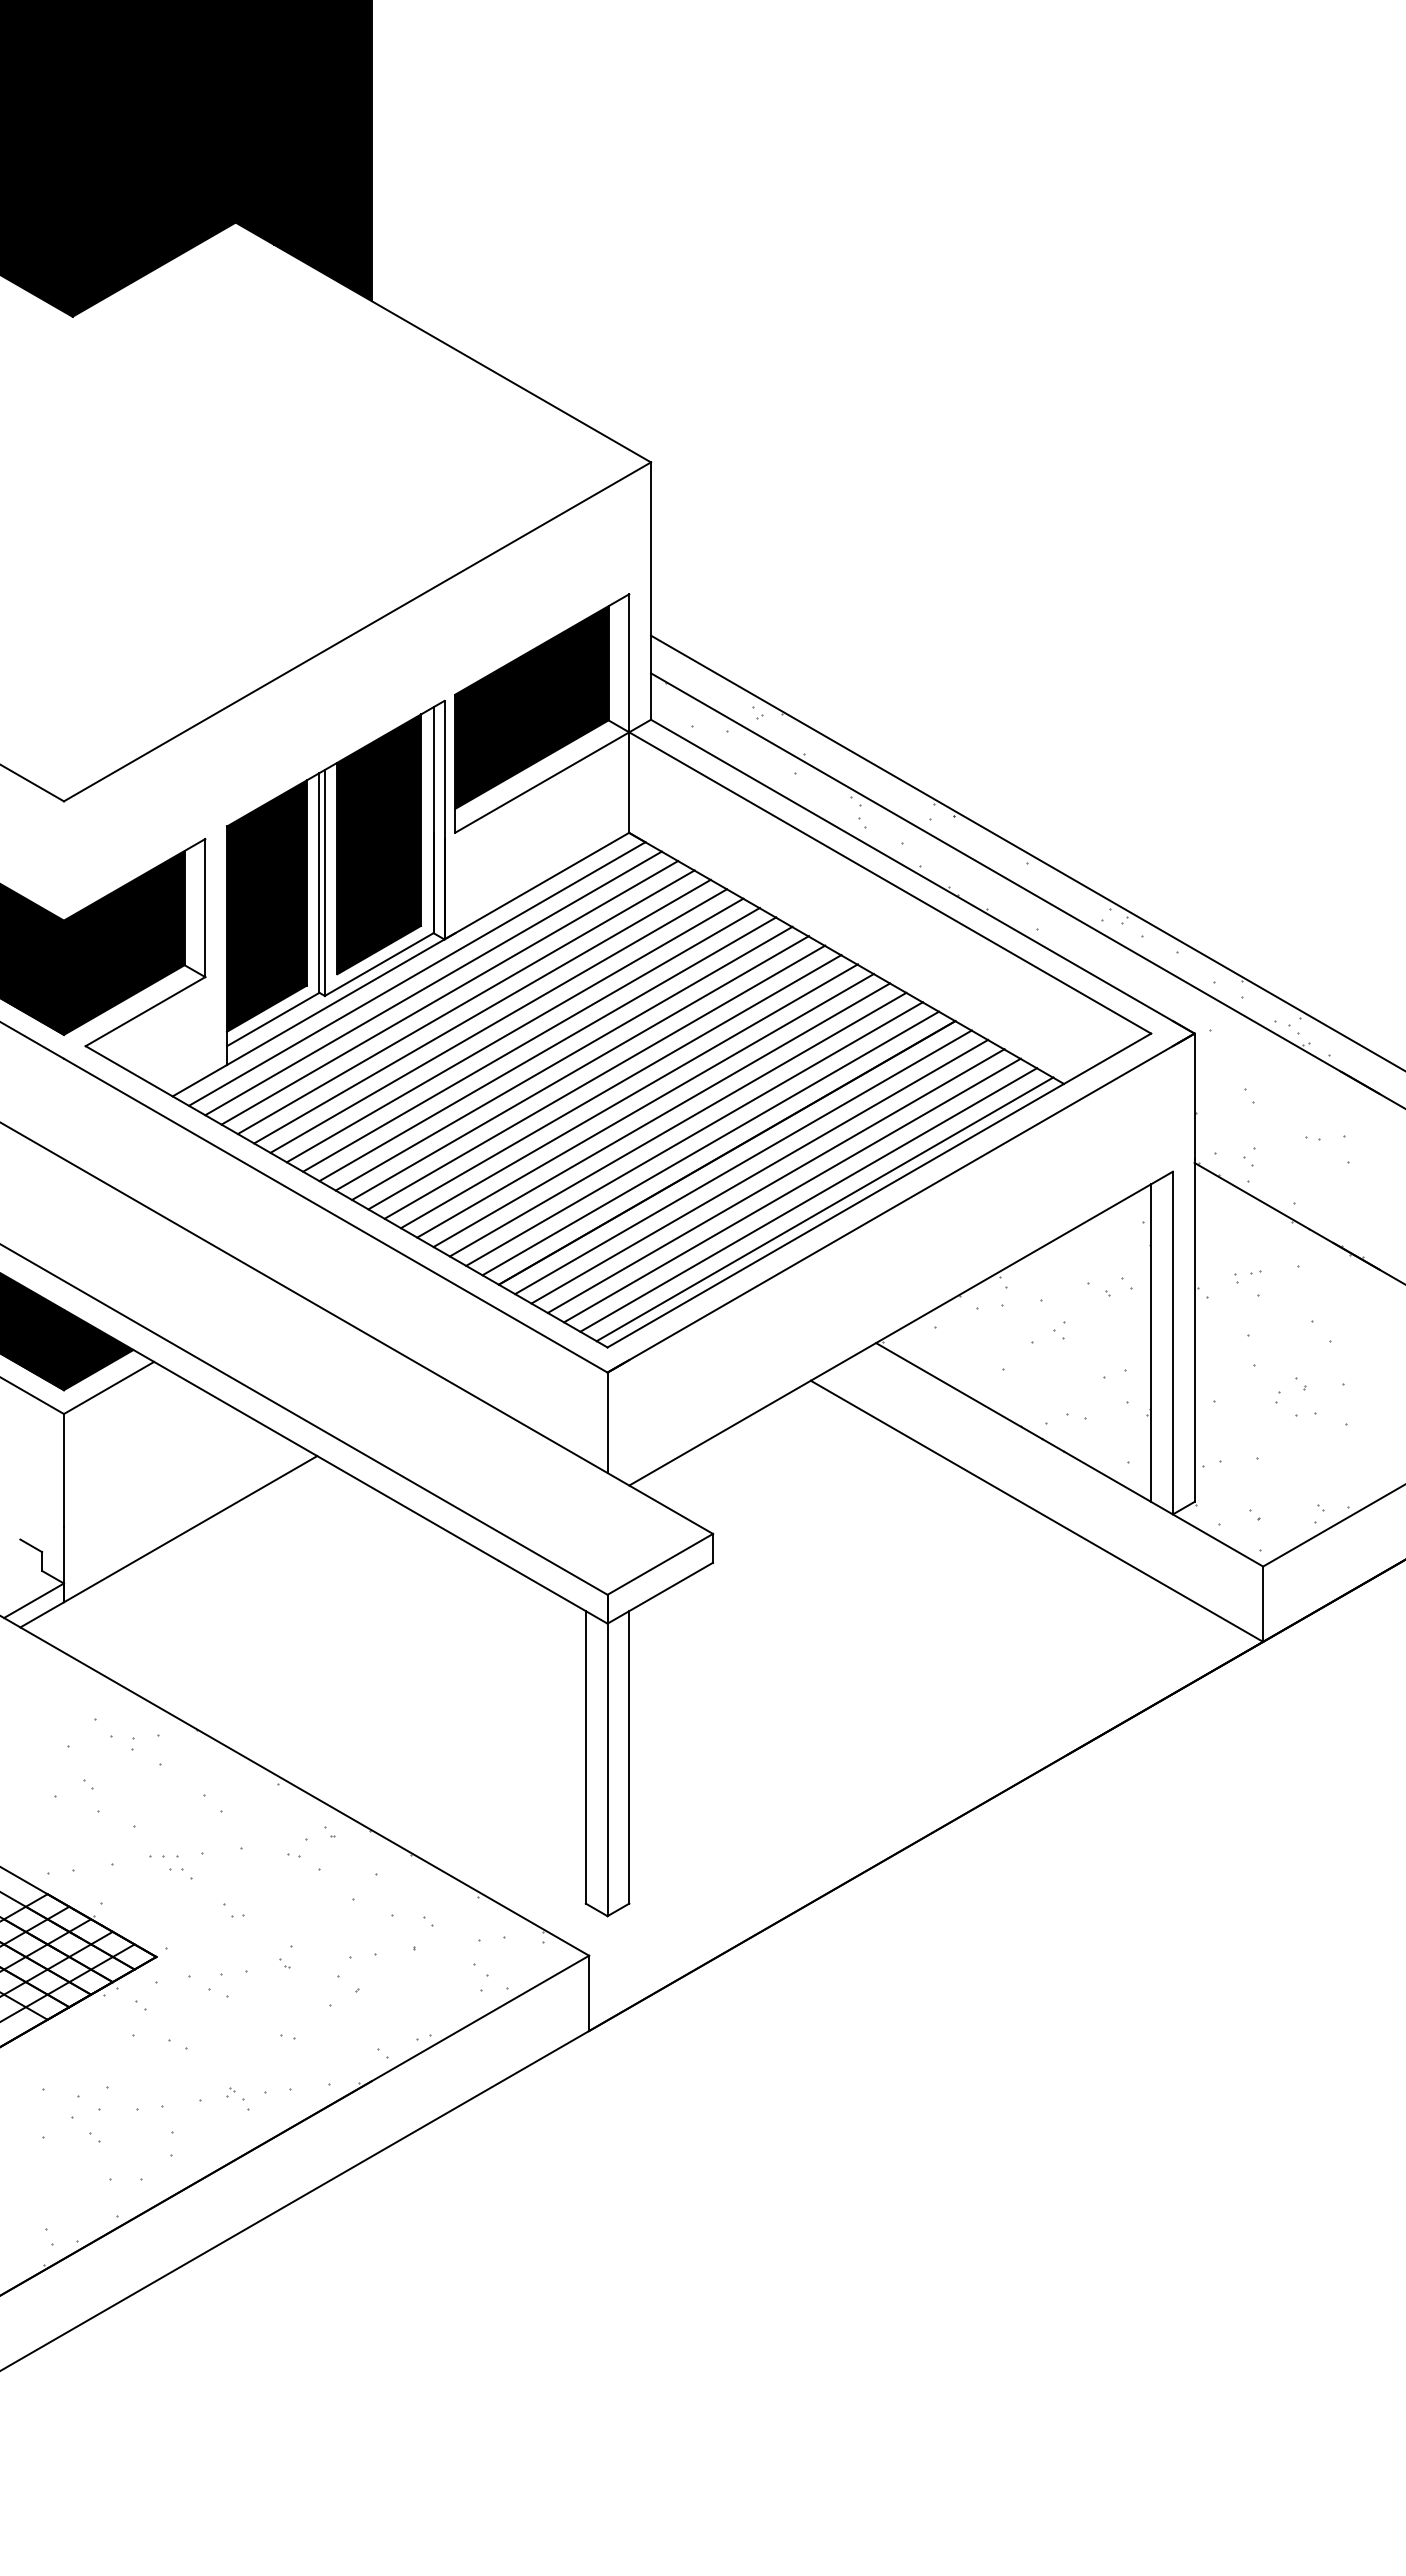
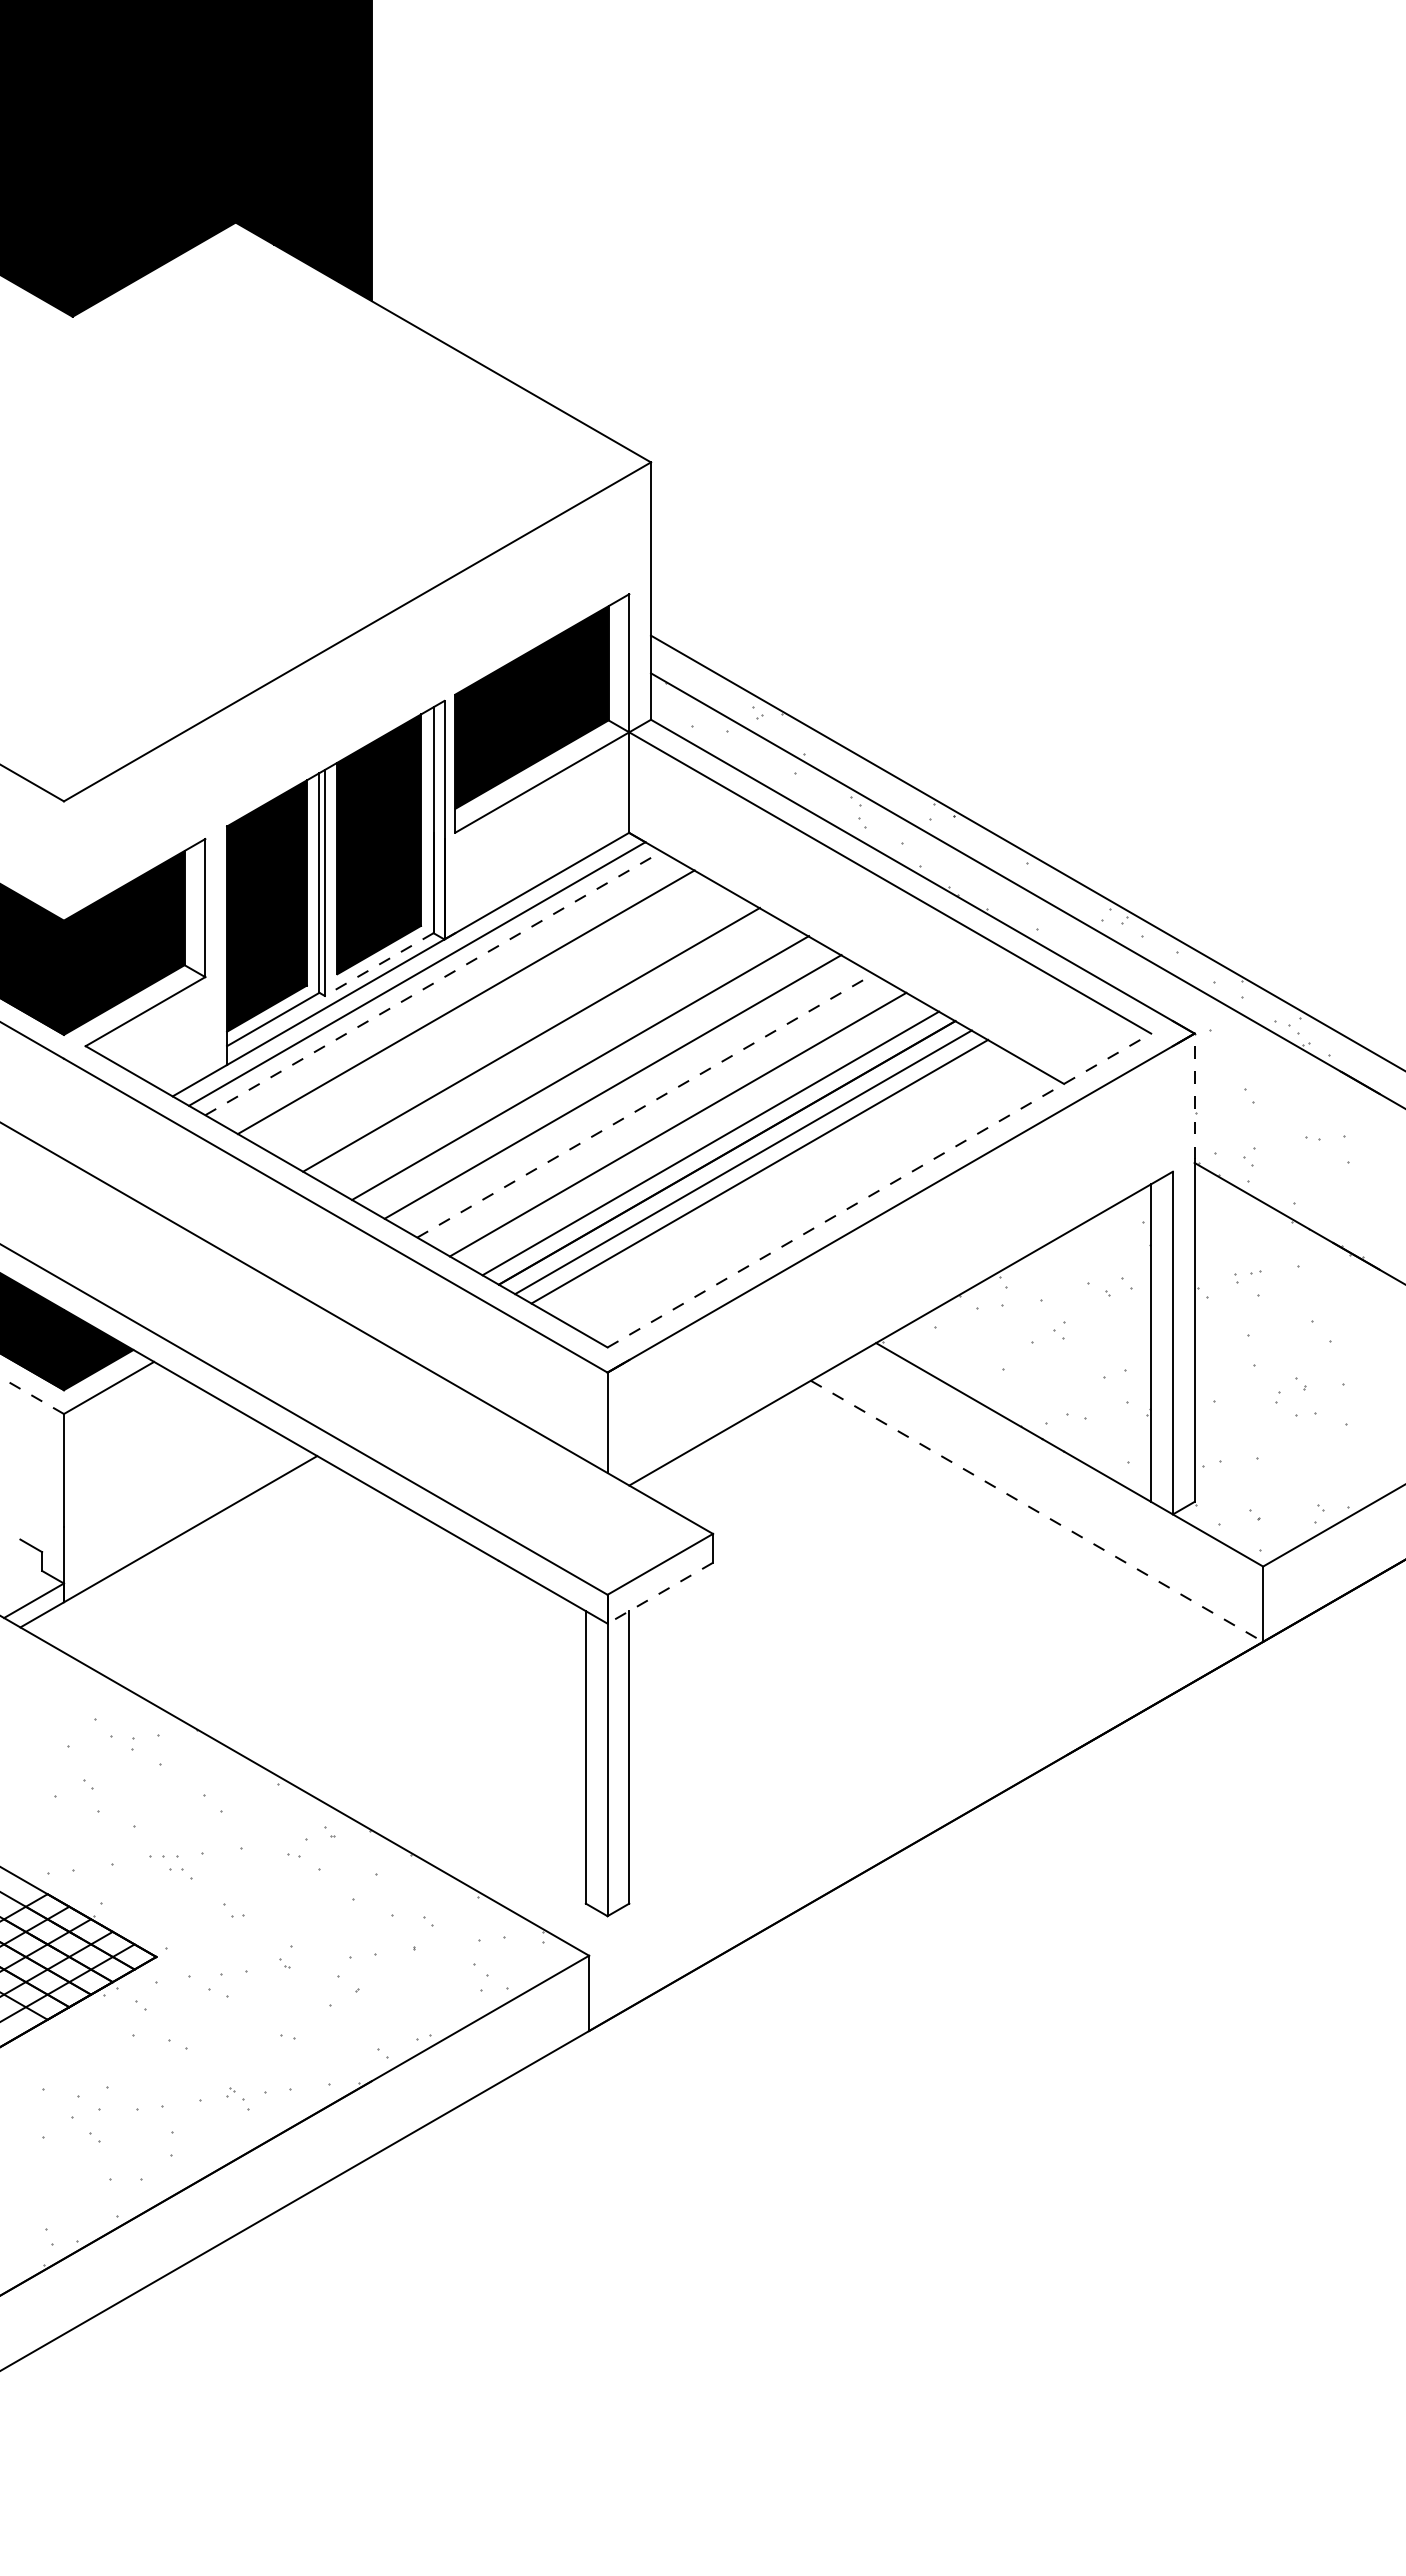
line: solid -> dashed (379, 964)
line: solid -> dashed (433, 983)
line: present -> none (449, 992)
line: present -> none (482, 1011)
line: present -> none (498, 1020)
line: present -> none (514, 1030)
line: present -> none (547, 1049)
line: present -> none (563, 1058)
line: present -> none (596, 1077)
line: present -> none (629, 1096)
line: solid -> dashed (1194, 1096)
line: solid -> dashed (645, 1105)
line: present -> none (661, 1115)
line: present -> none (694, 1133)
line: present -> none (775, 1180)
line: present -> none (792, 1190)
line: solid -> dashed (879, 1190)
line: present -> none (808, 1199)
line: present -> none (824, 1209)
line: solid -> dashed (31, 1395)
line: solid -> dashed (1037, 1511)
line: solid -> dashed (660, 1593)
